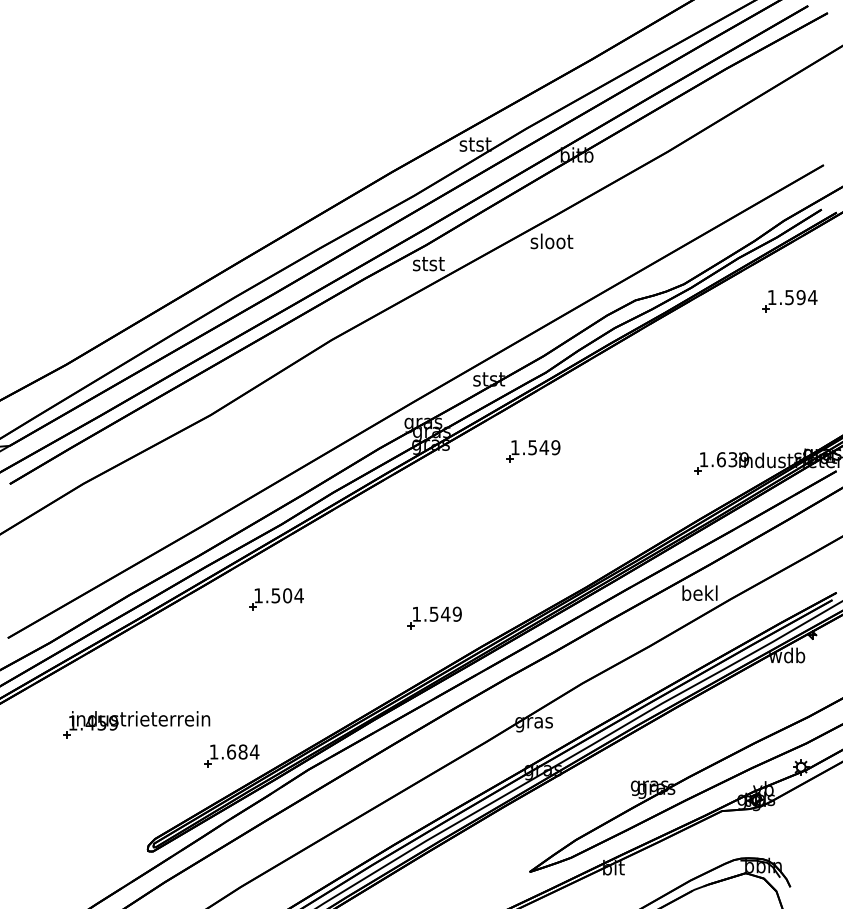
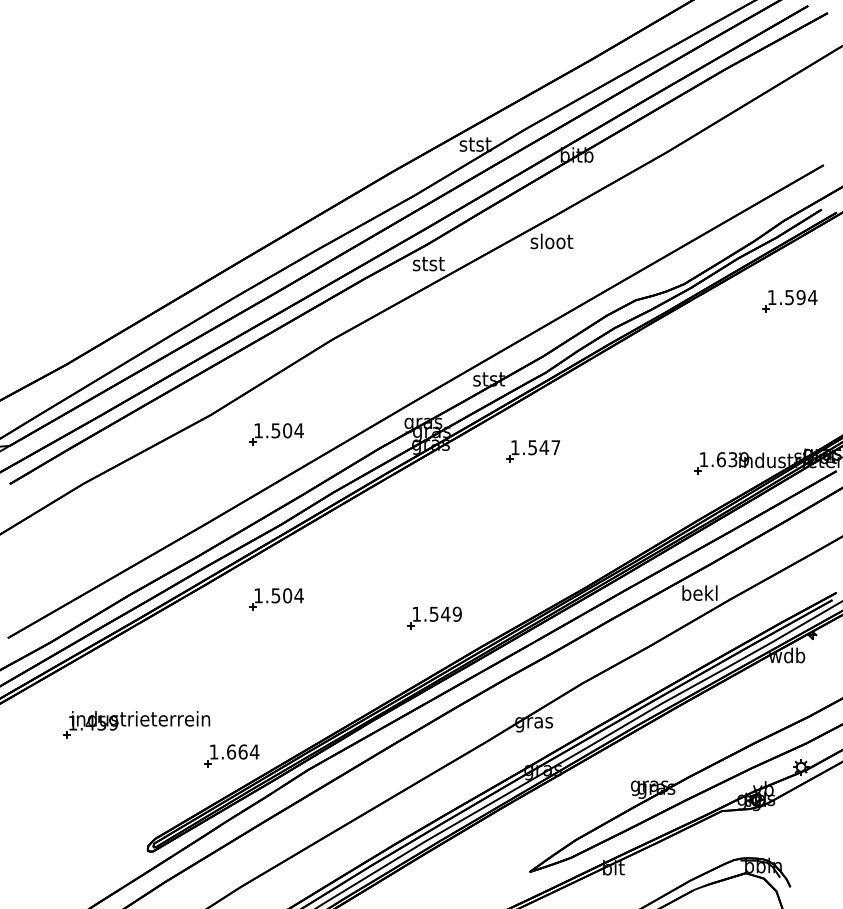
part: none -> present (276, 434)
text: 1.549 -> 1.547 (555, 447)
text: 1.684 -> 1.664 (242, 751)
